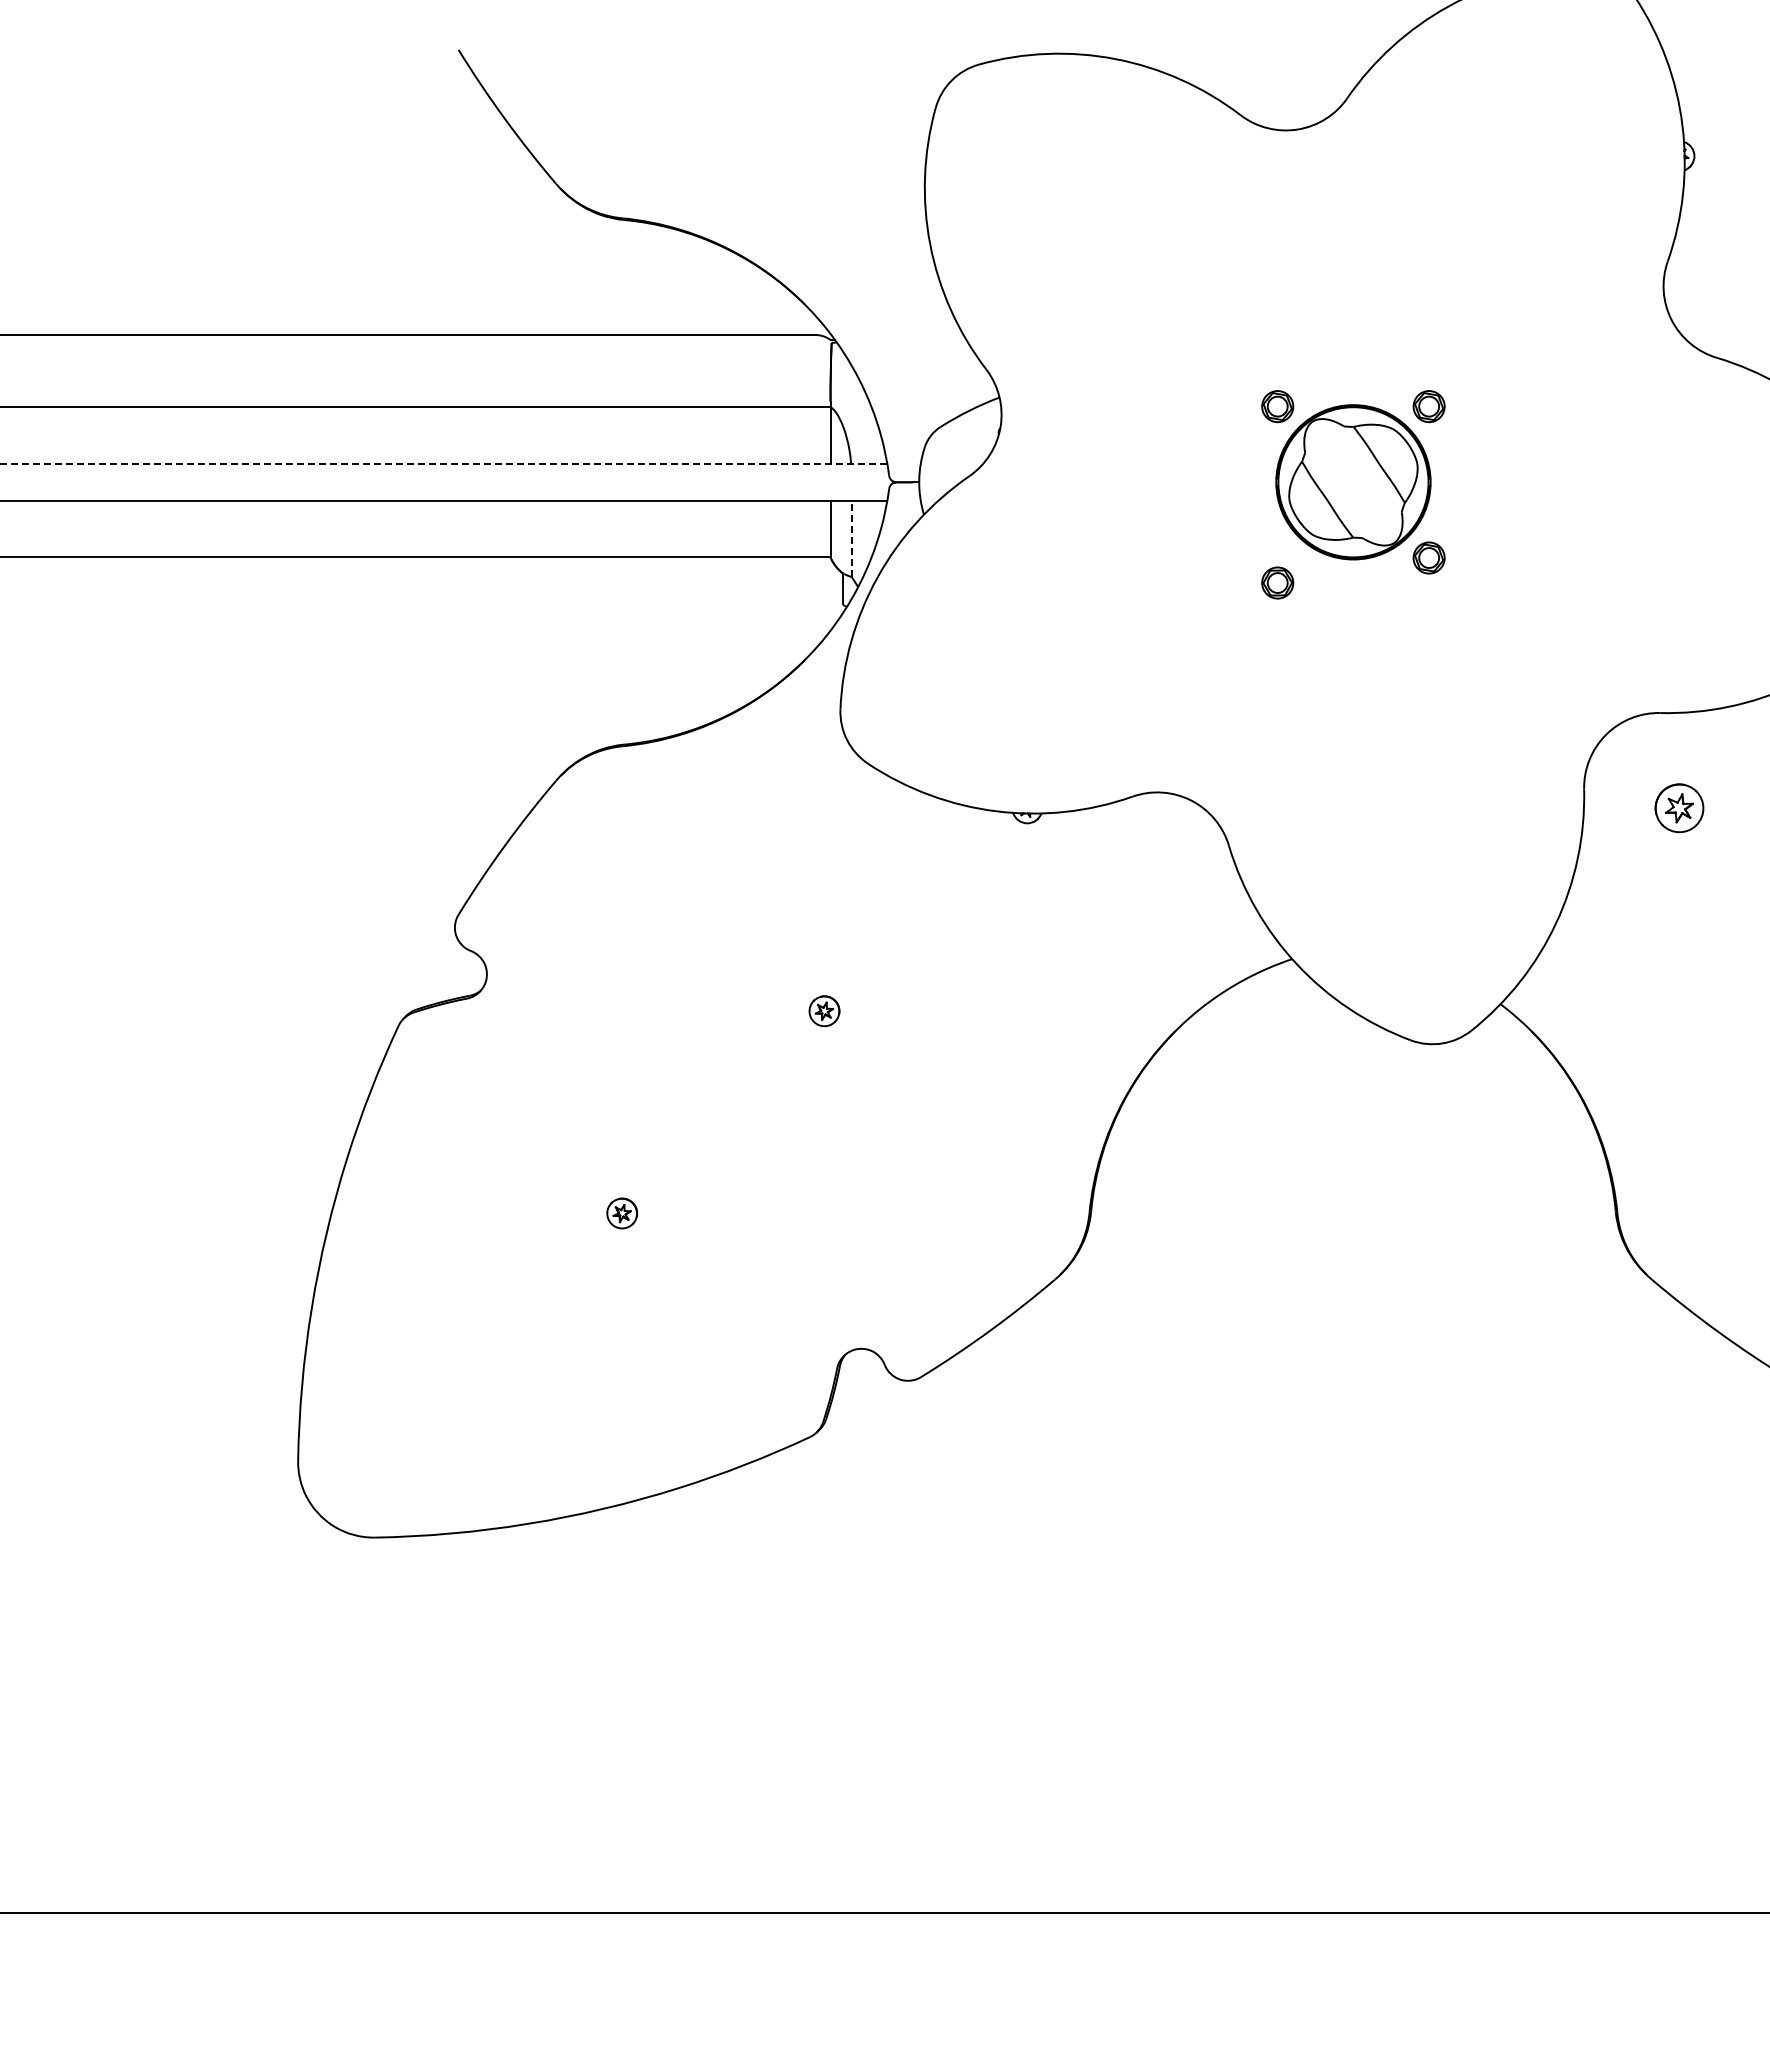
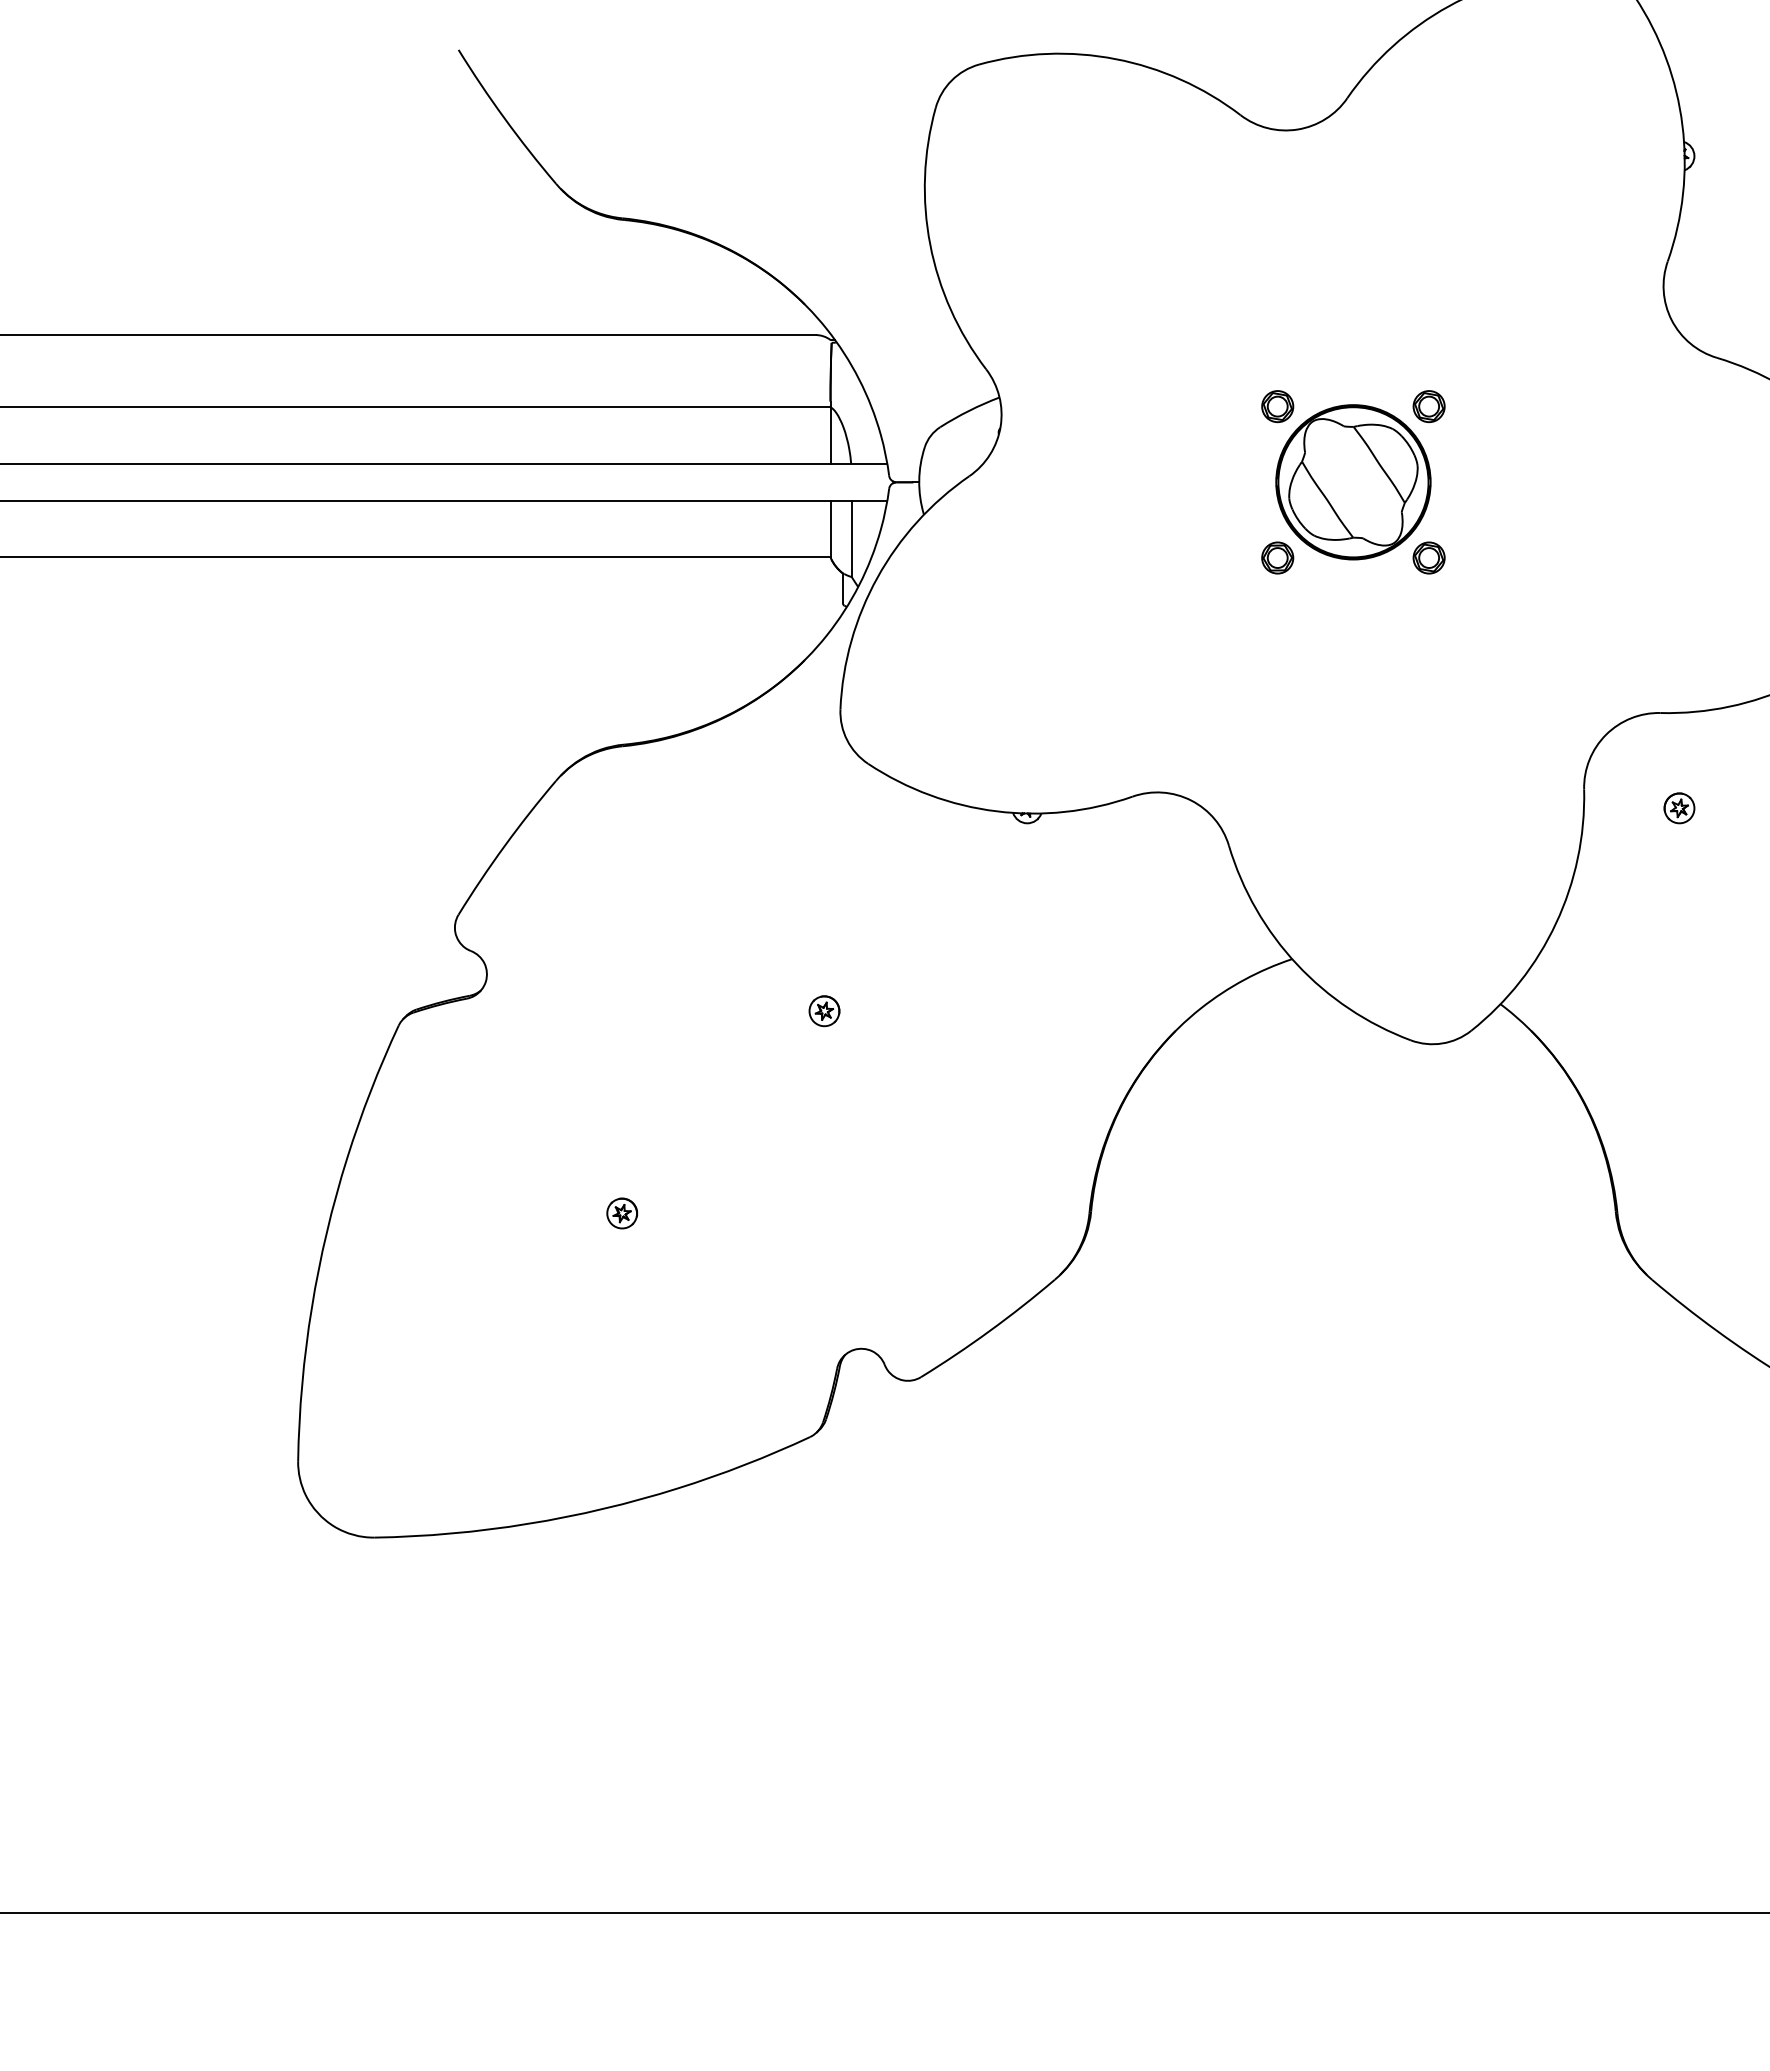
line: dashed -> solid (443, 463)
line: dashed -> solid (851, 538)
part position: (1277, 582) -> (1277, 557) (1277, 557)
part size: 51x51 px -> 33x33 px (1679, 808)
